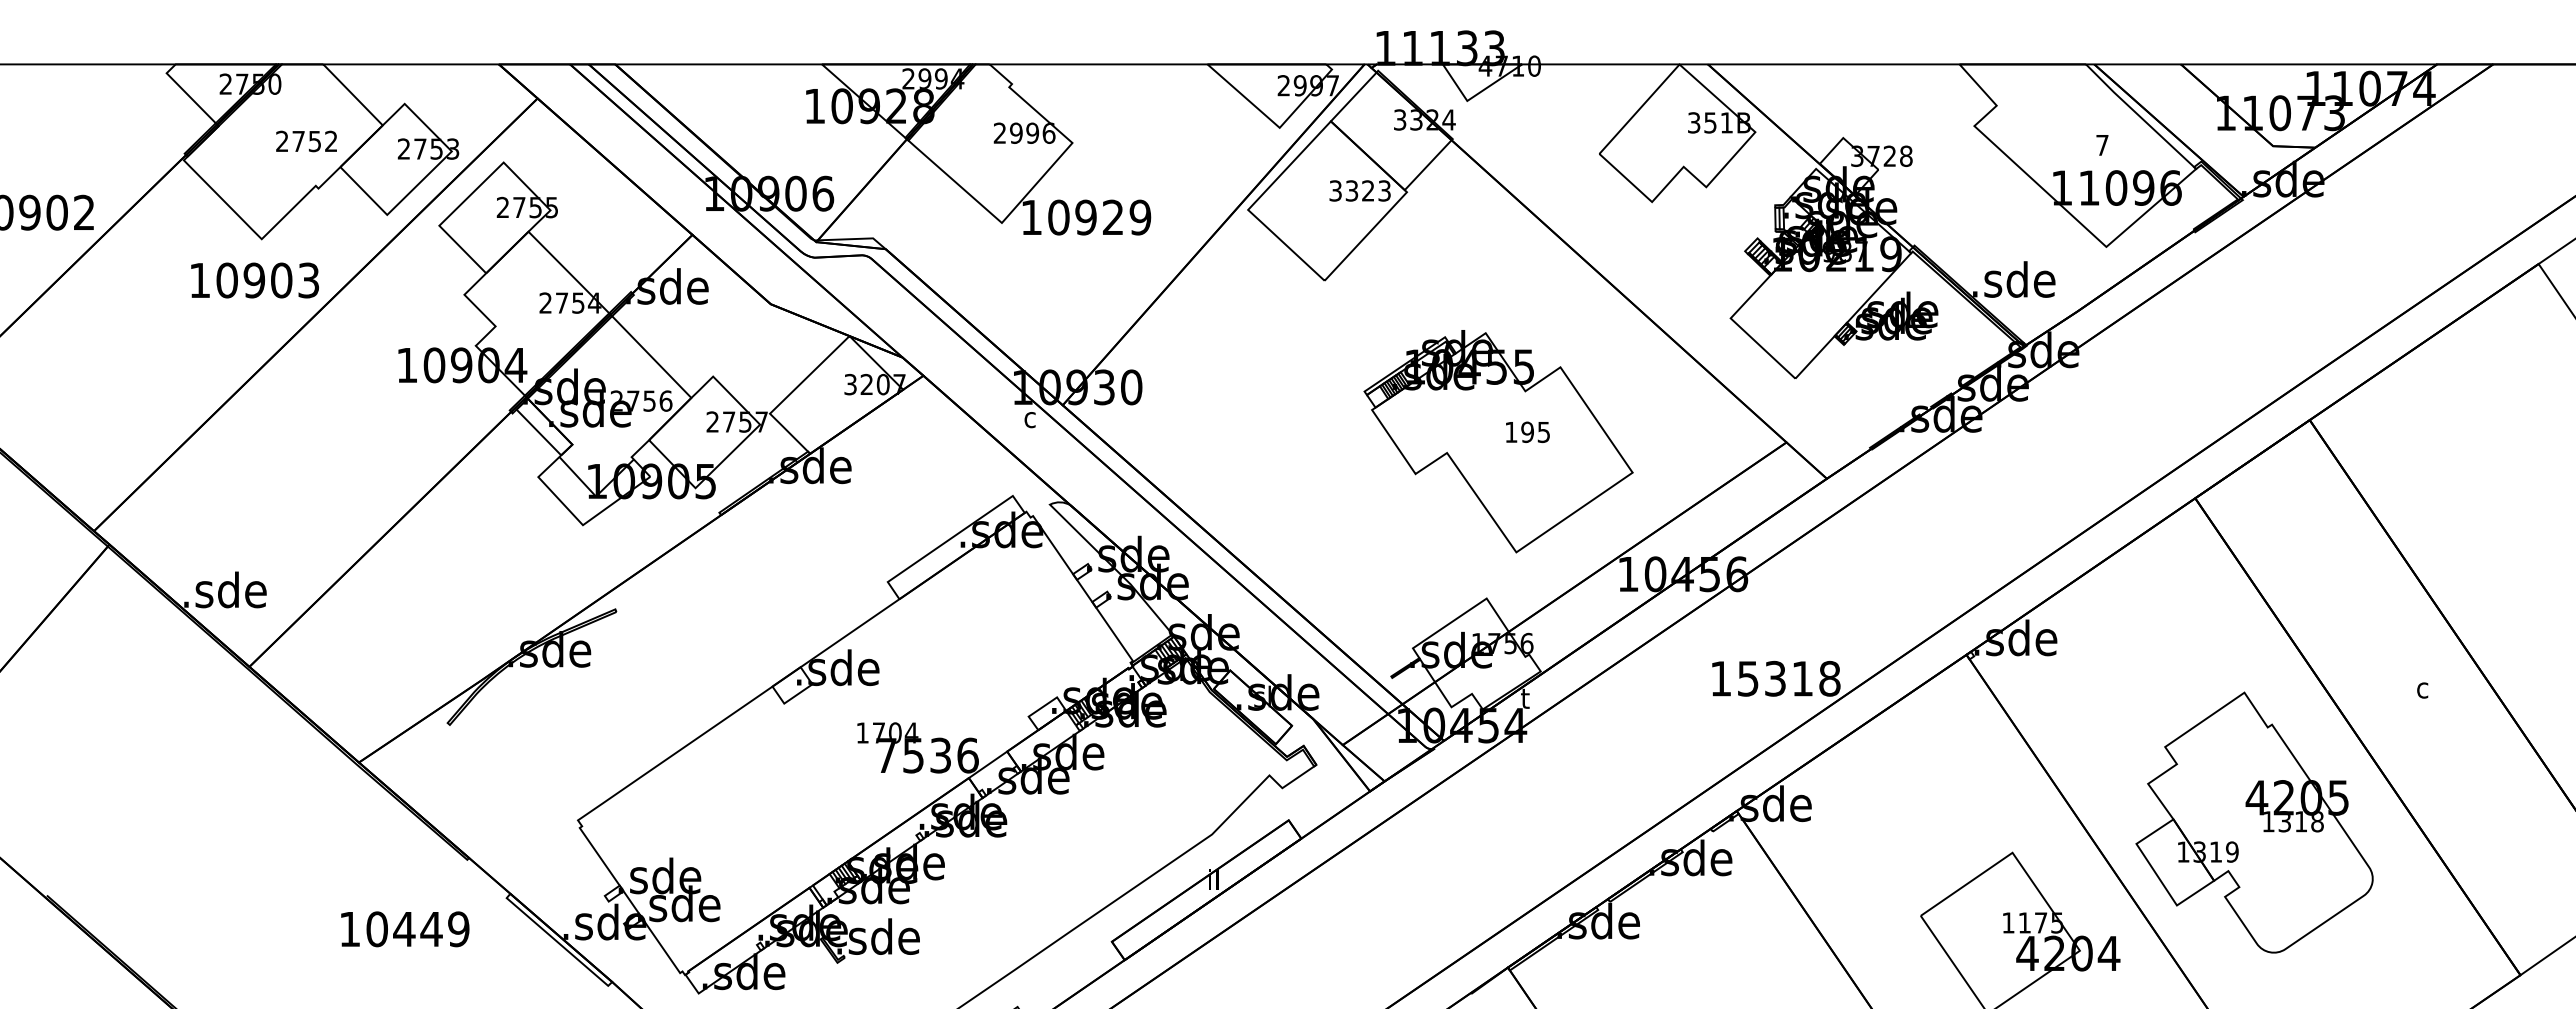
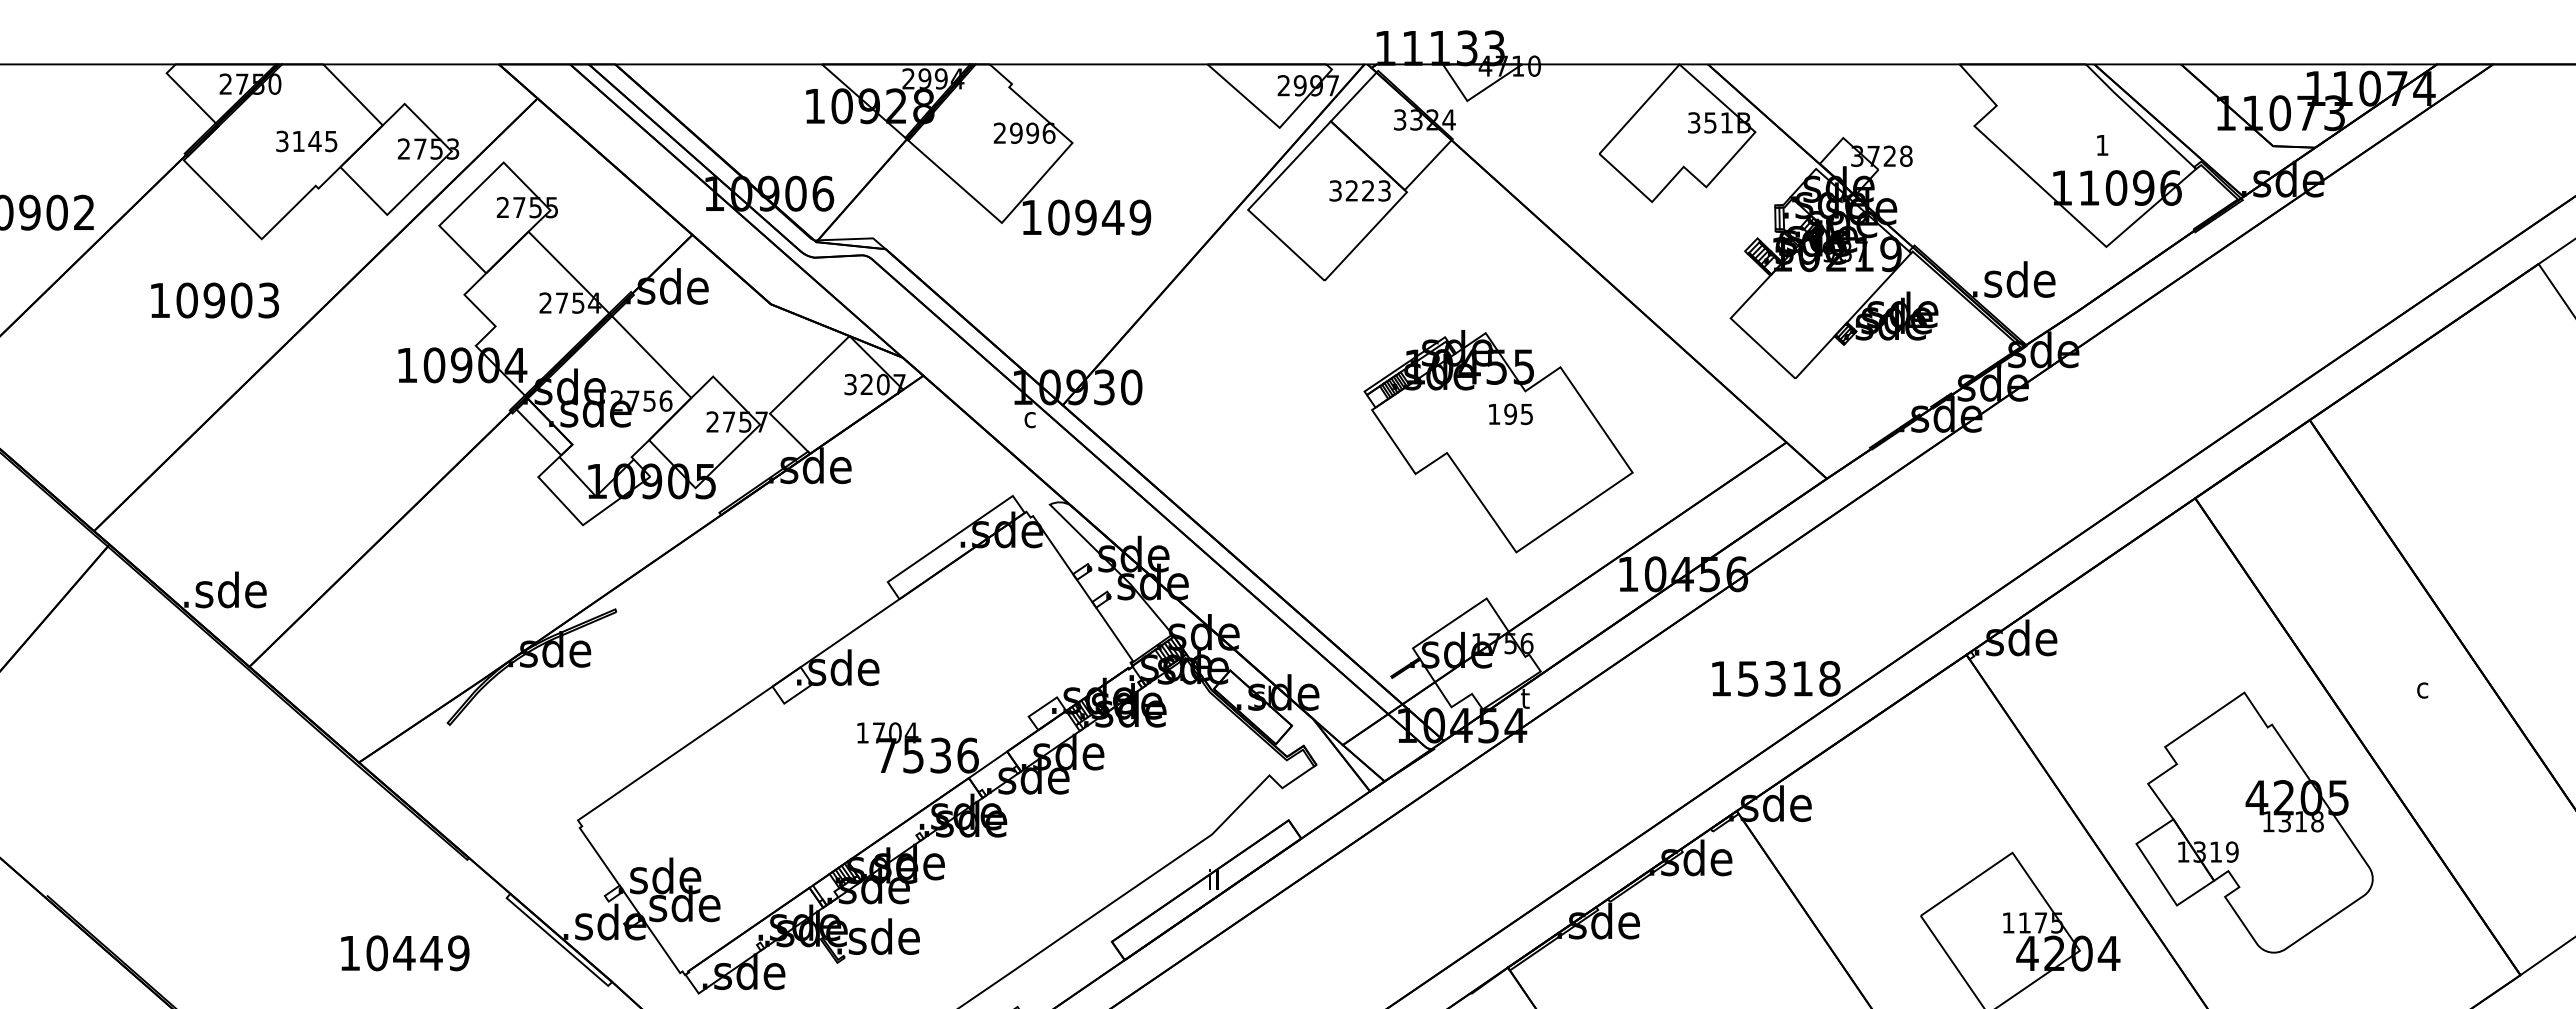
text: 2752 -> 3145 (306, 141)
text: 7 -> 1 (2102, 145)
text: 3323 -> 3223 (1351, 190)
text: 10929 -> 10949 (1112, 216)
text position: (254, 280) -> (214, 300) (214, 300)
text position: (1527, 431) -> (1510, 413) (1510, 413)
text position: (405, 929) -> (405, 953) (405, 953)
